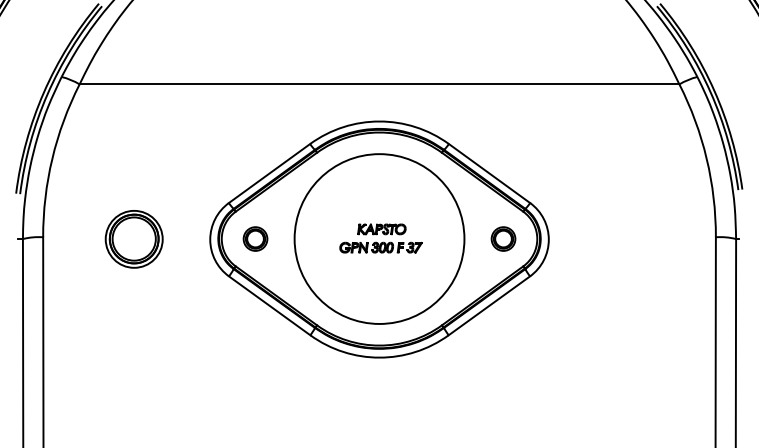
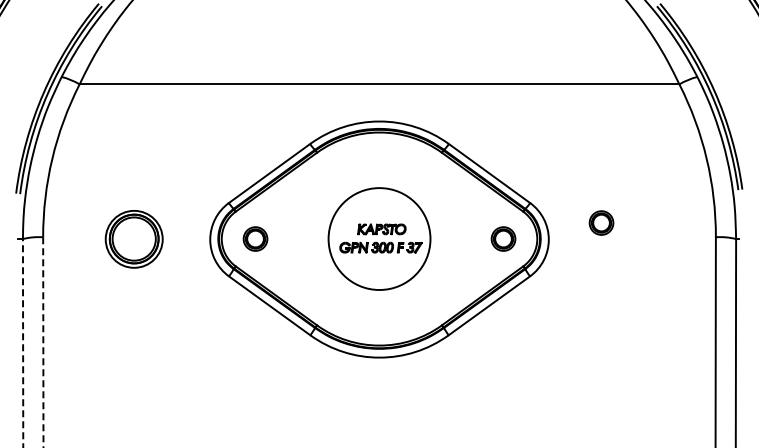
part: none -> present (601, 222)
circle diameter: 170 px -> 102 px (379, 239)
line: solid -> dashed (23, 342)
line: solid -> dashed (43, 343)
